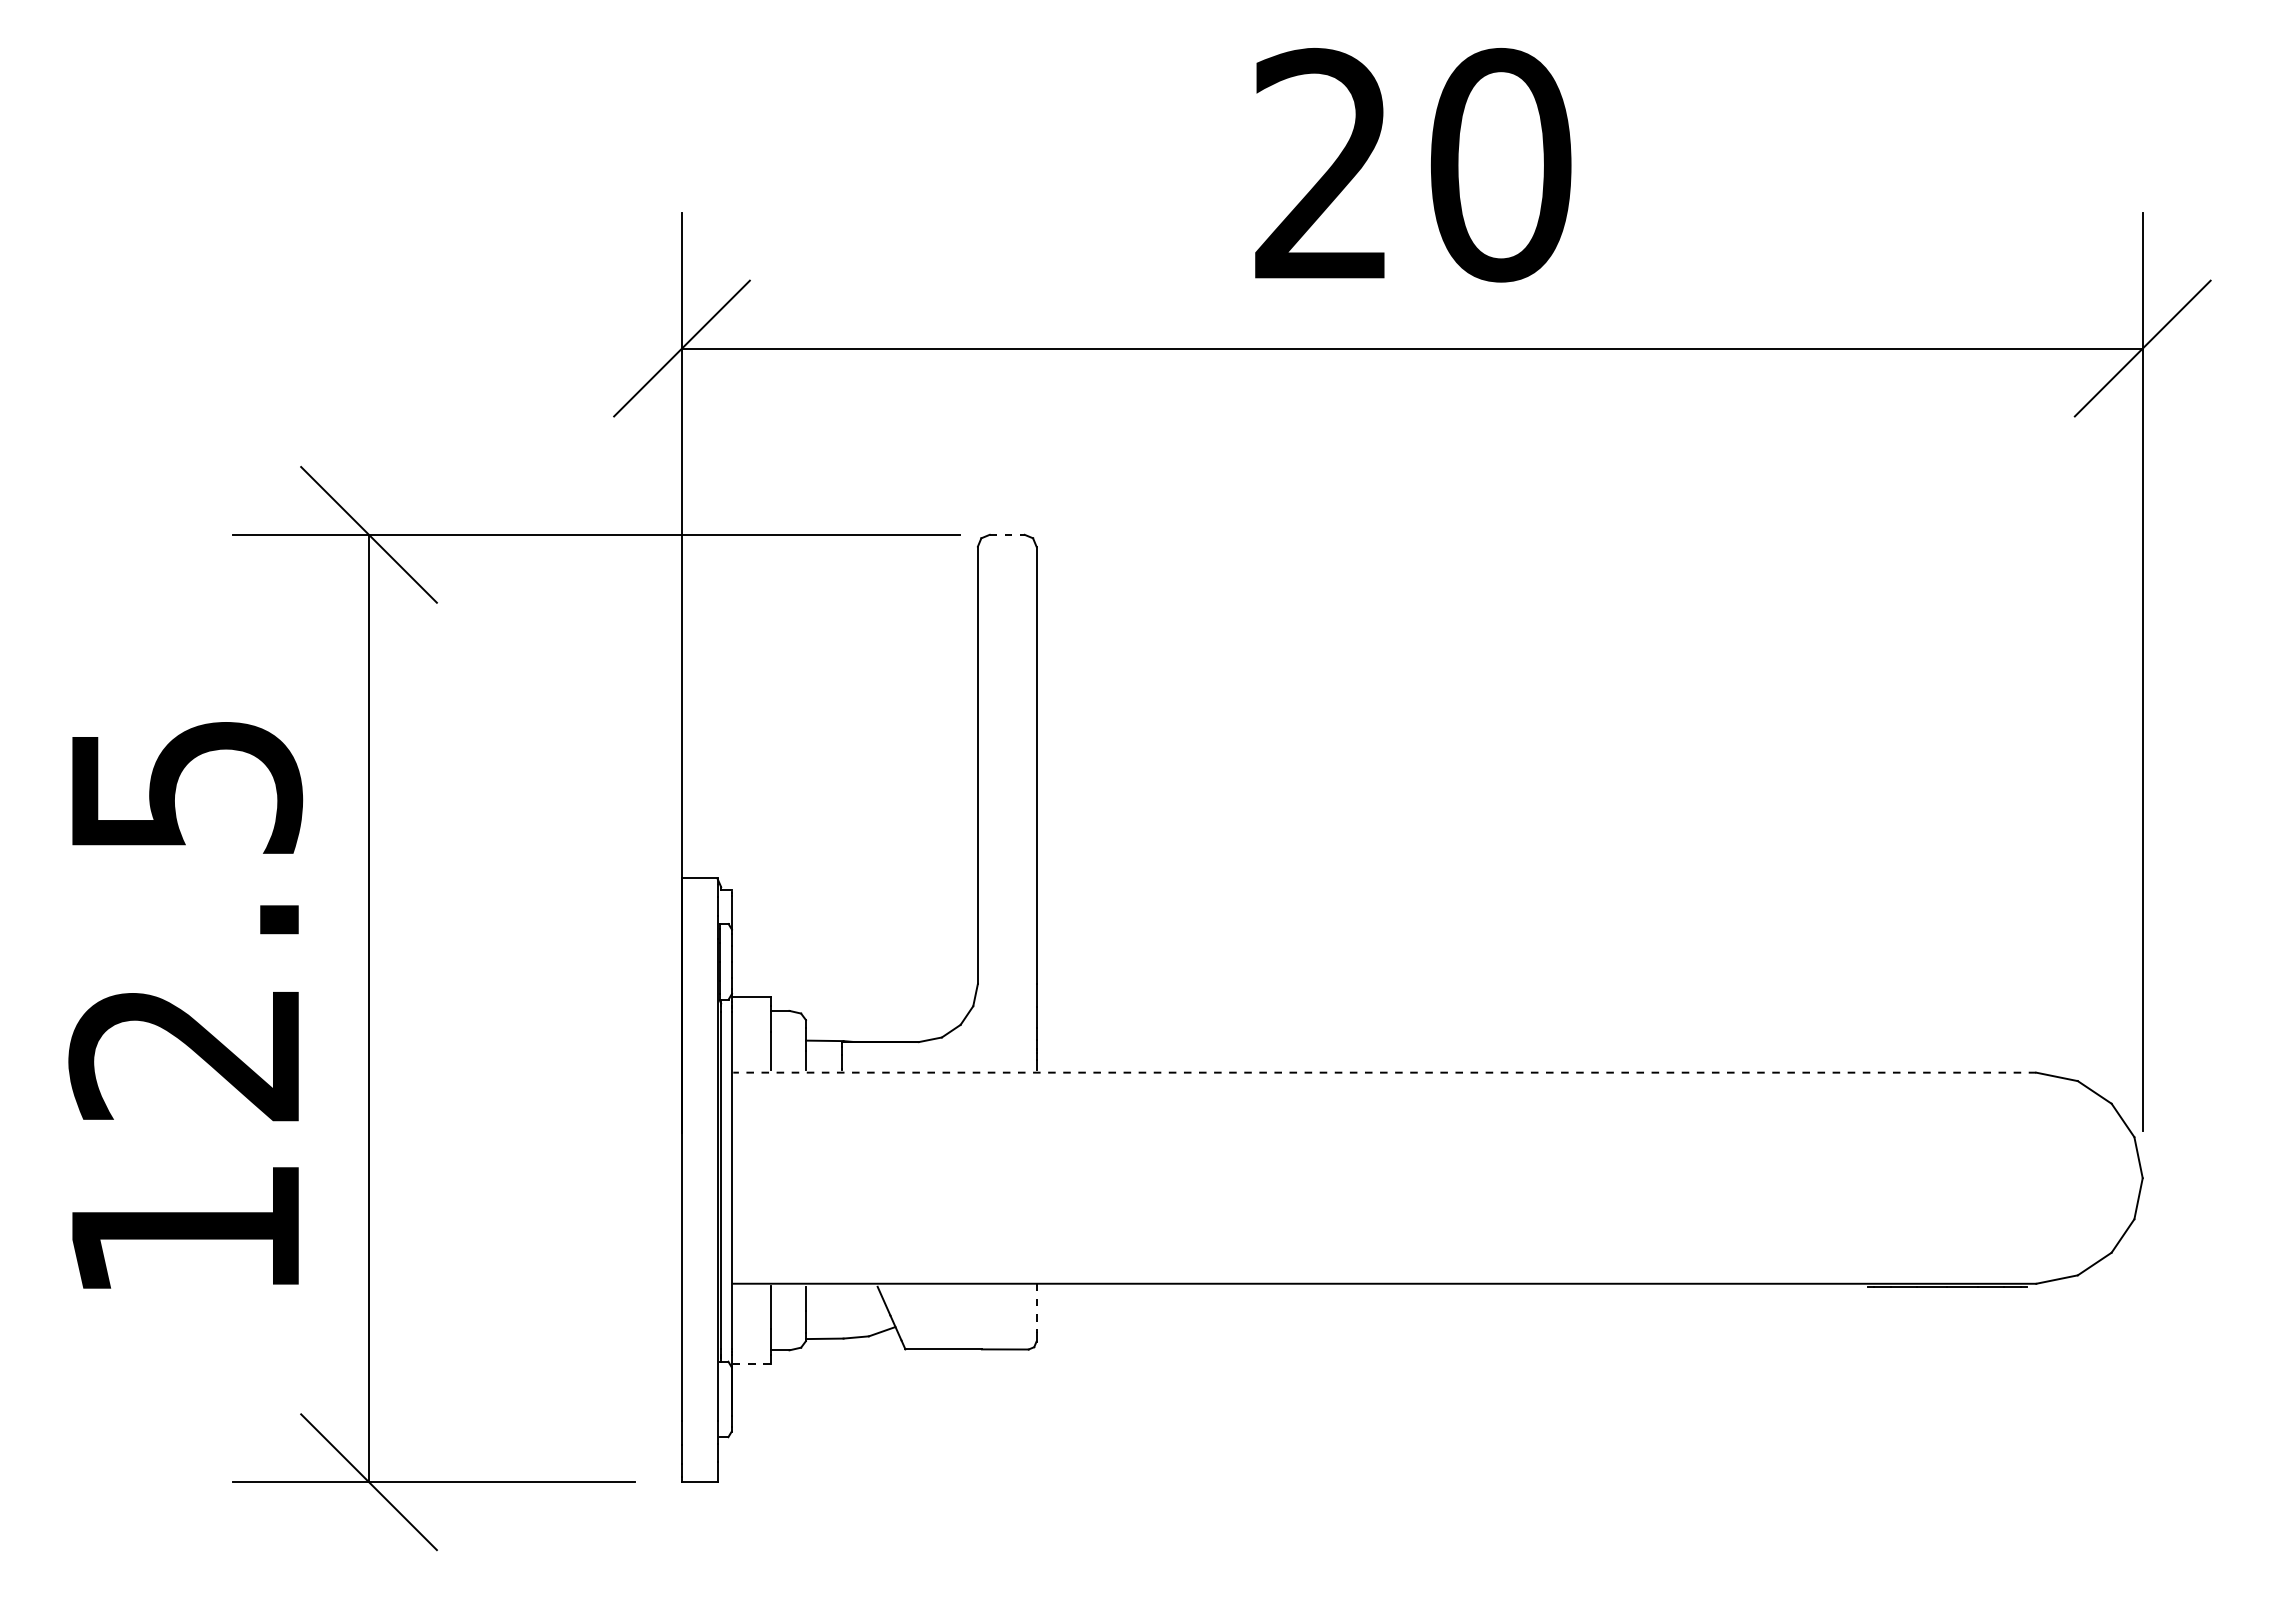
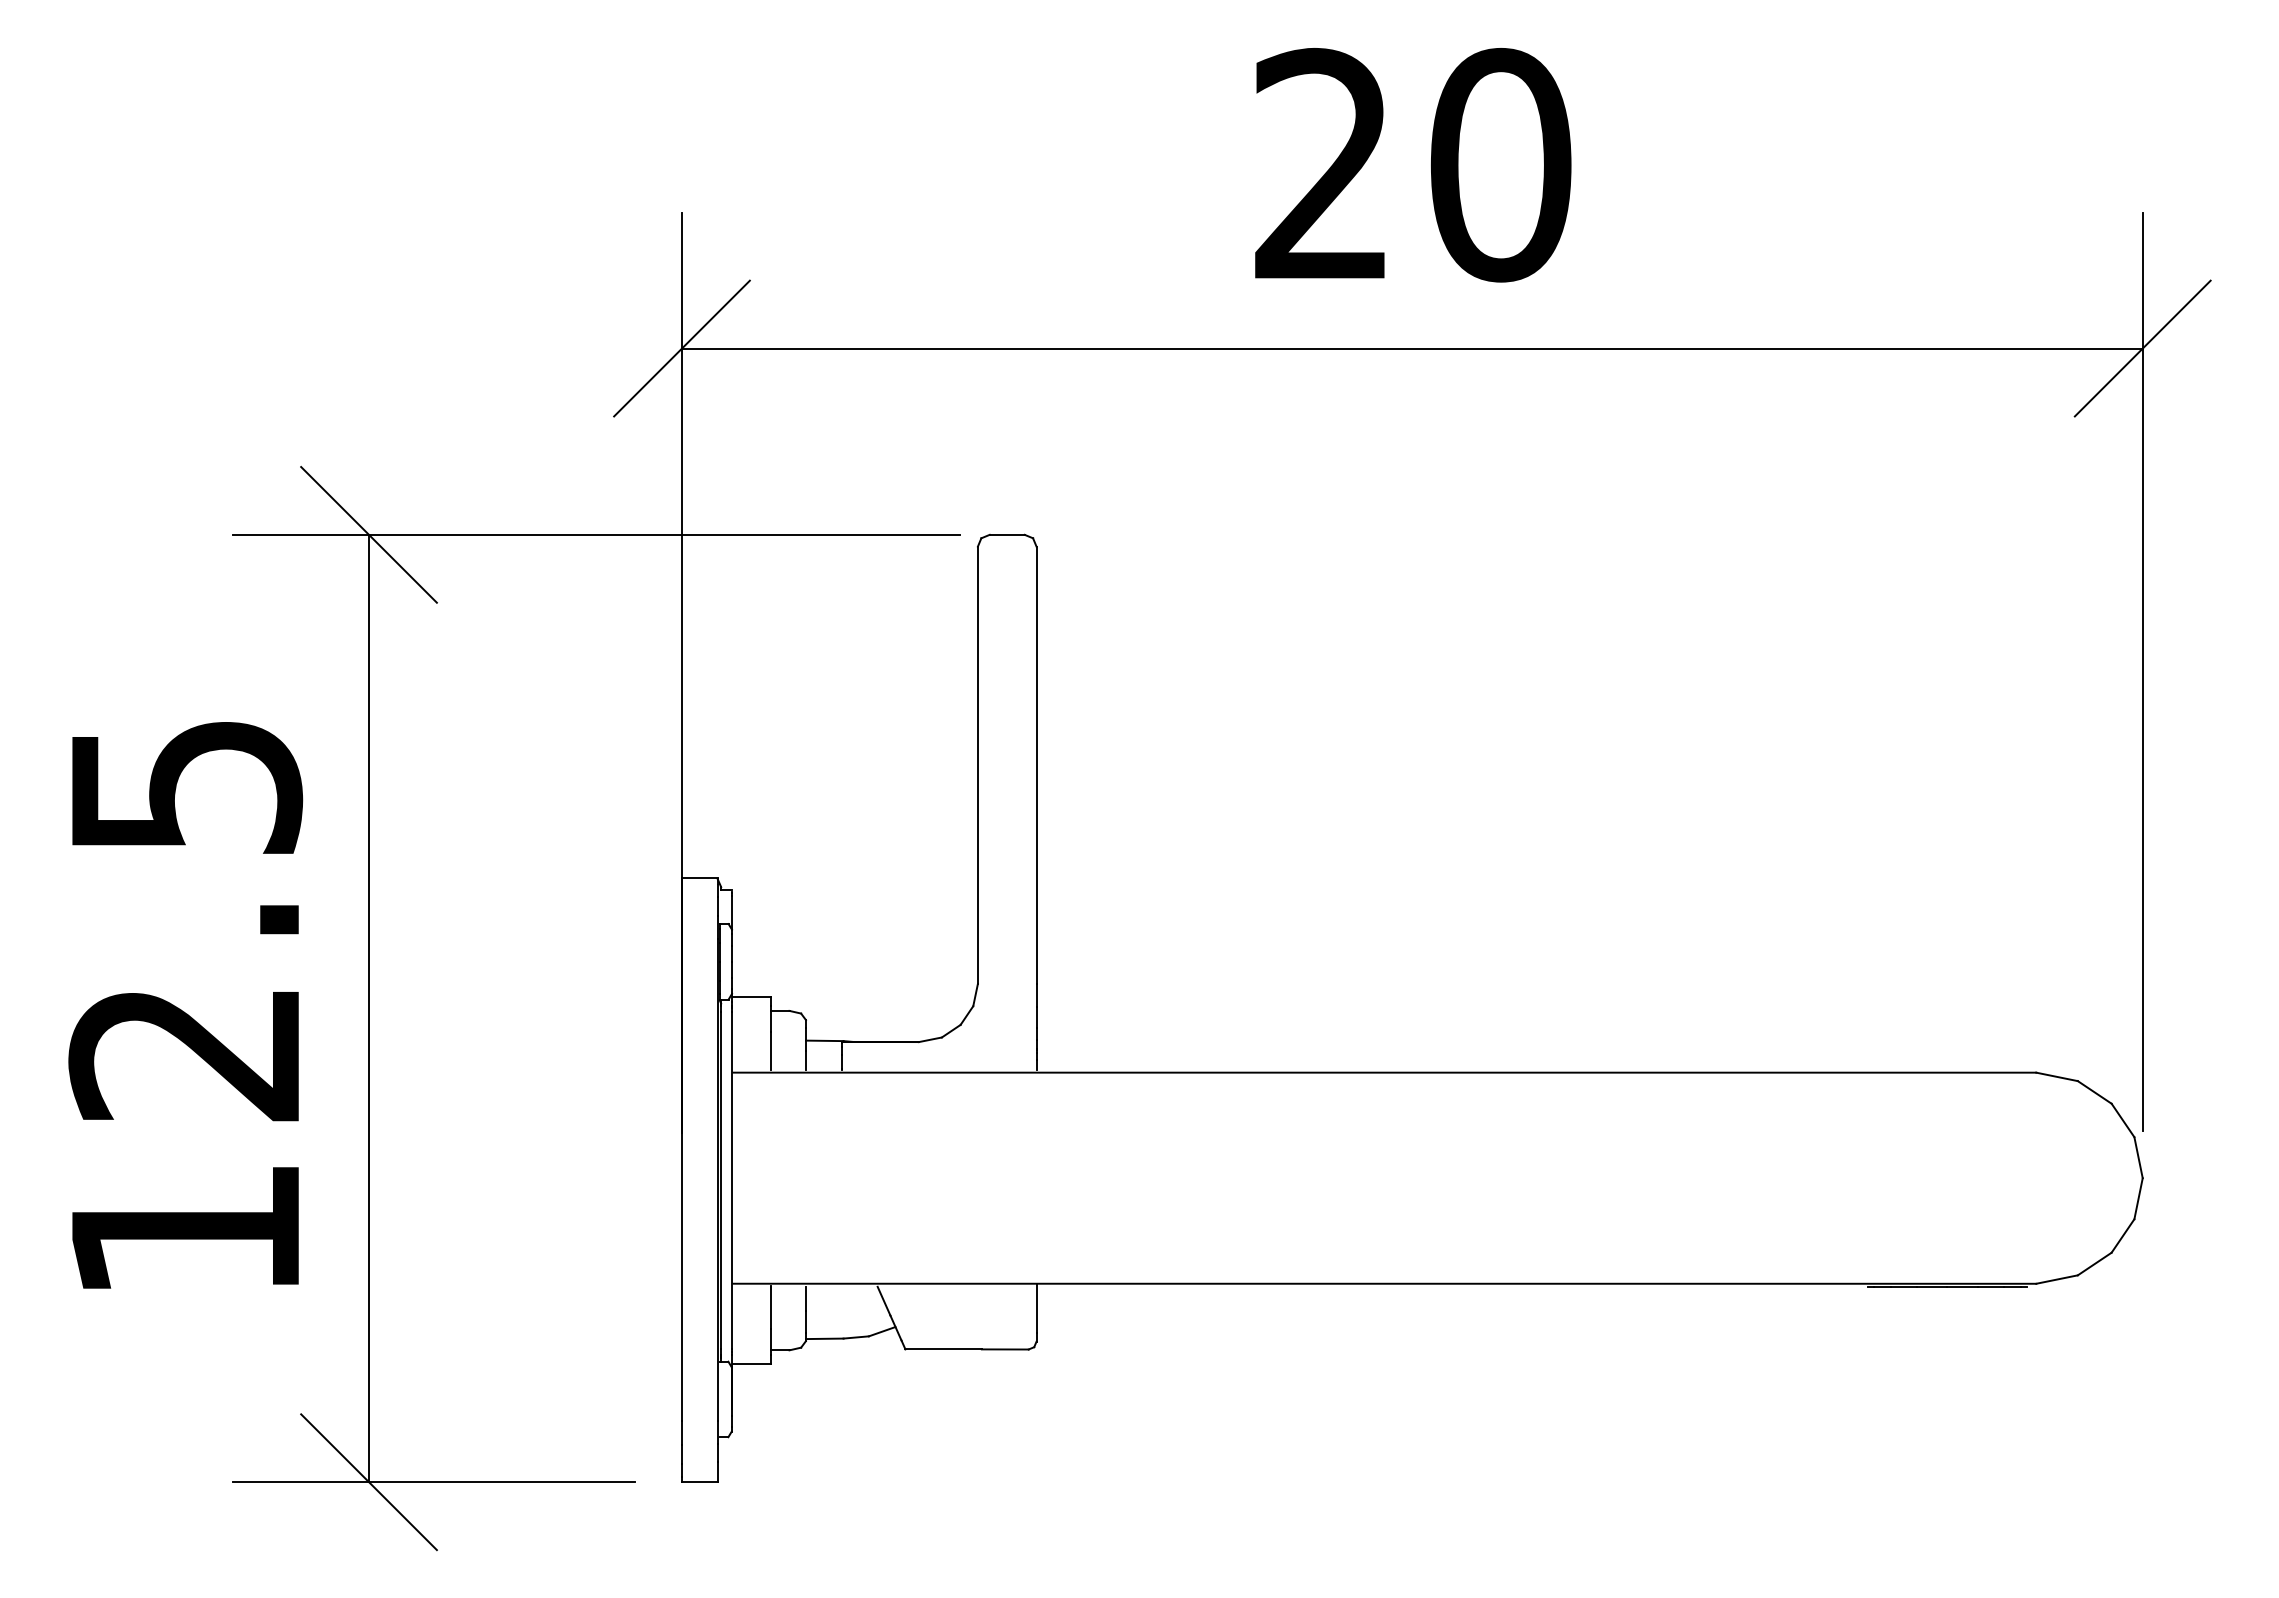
line: dashed -> solid (1007, 534)
line: dashed -> solid (1384, 1072)
line: dashed -> solid (1036, 1308)
line: dashed -> solid (751, 1364)
